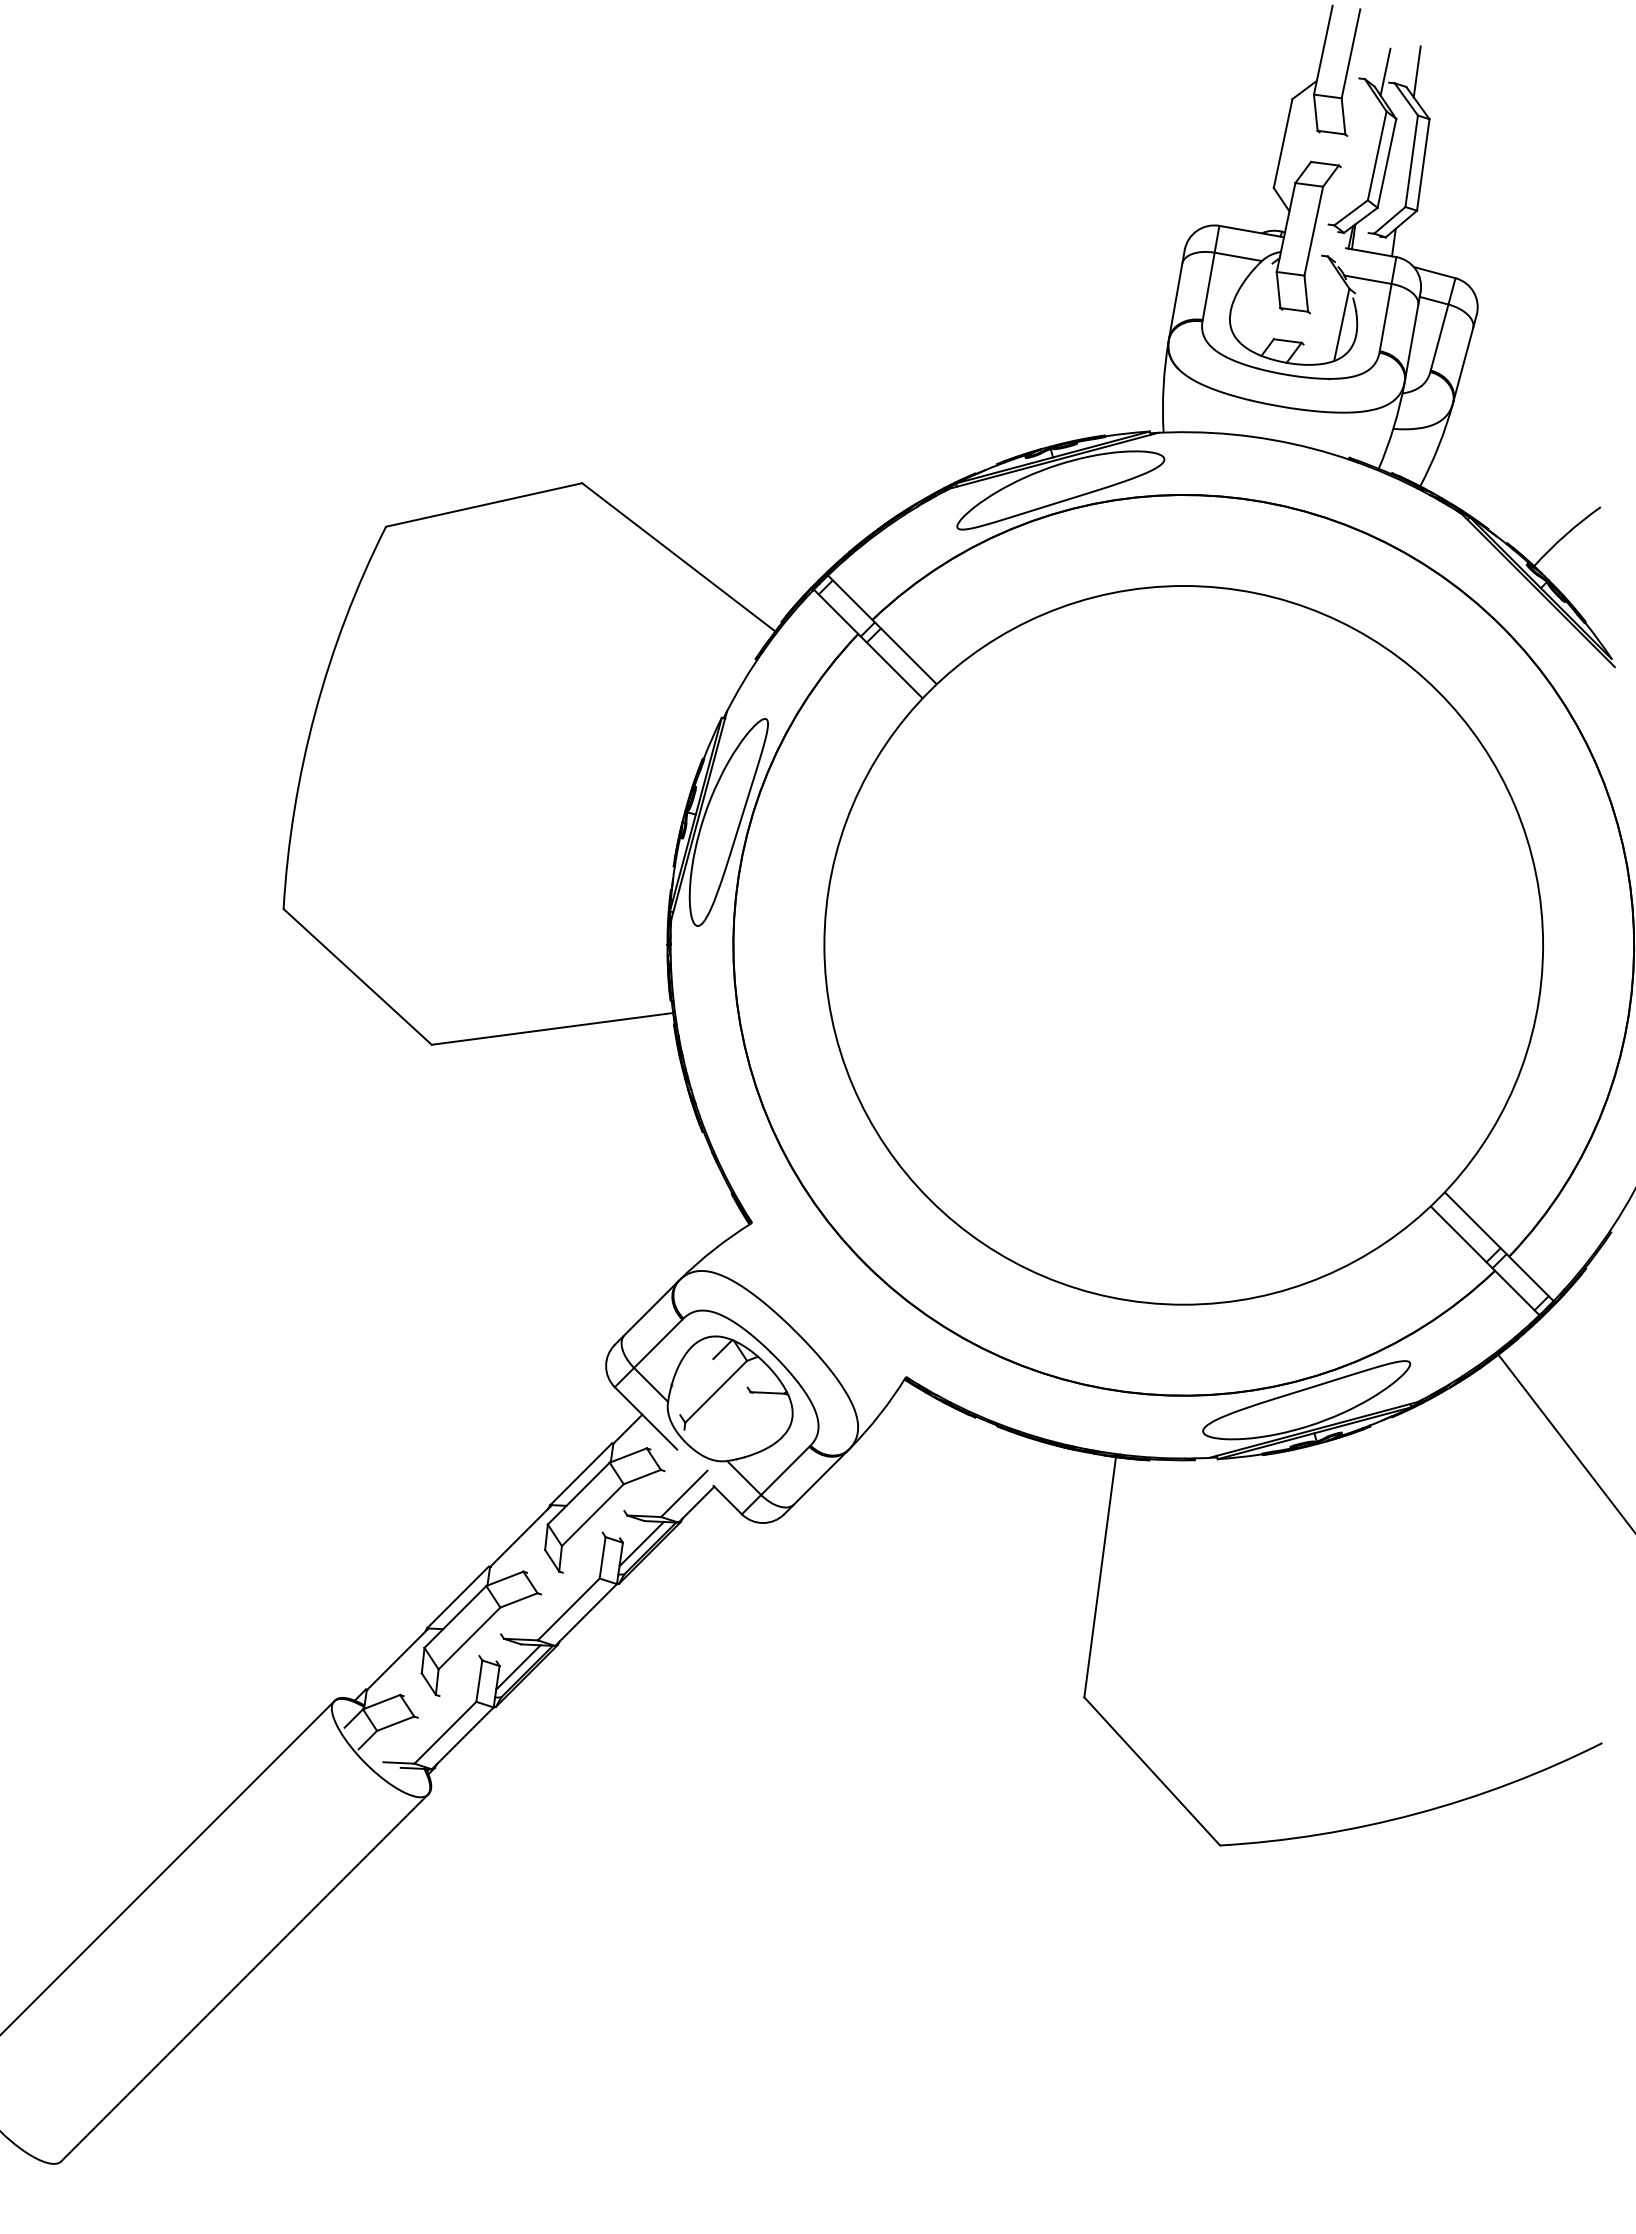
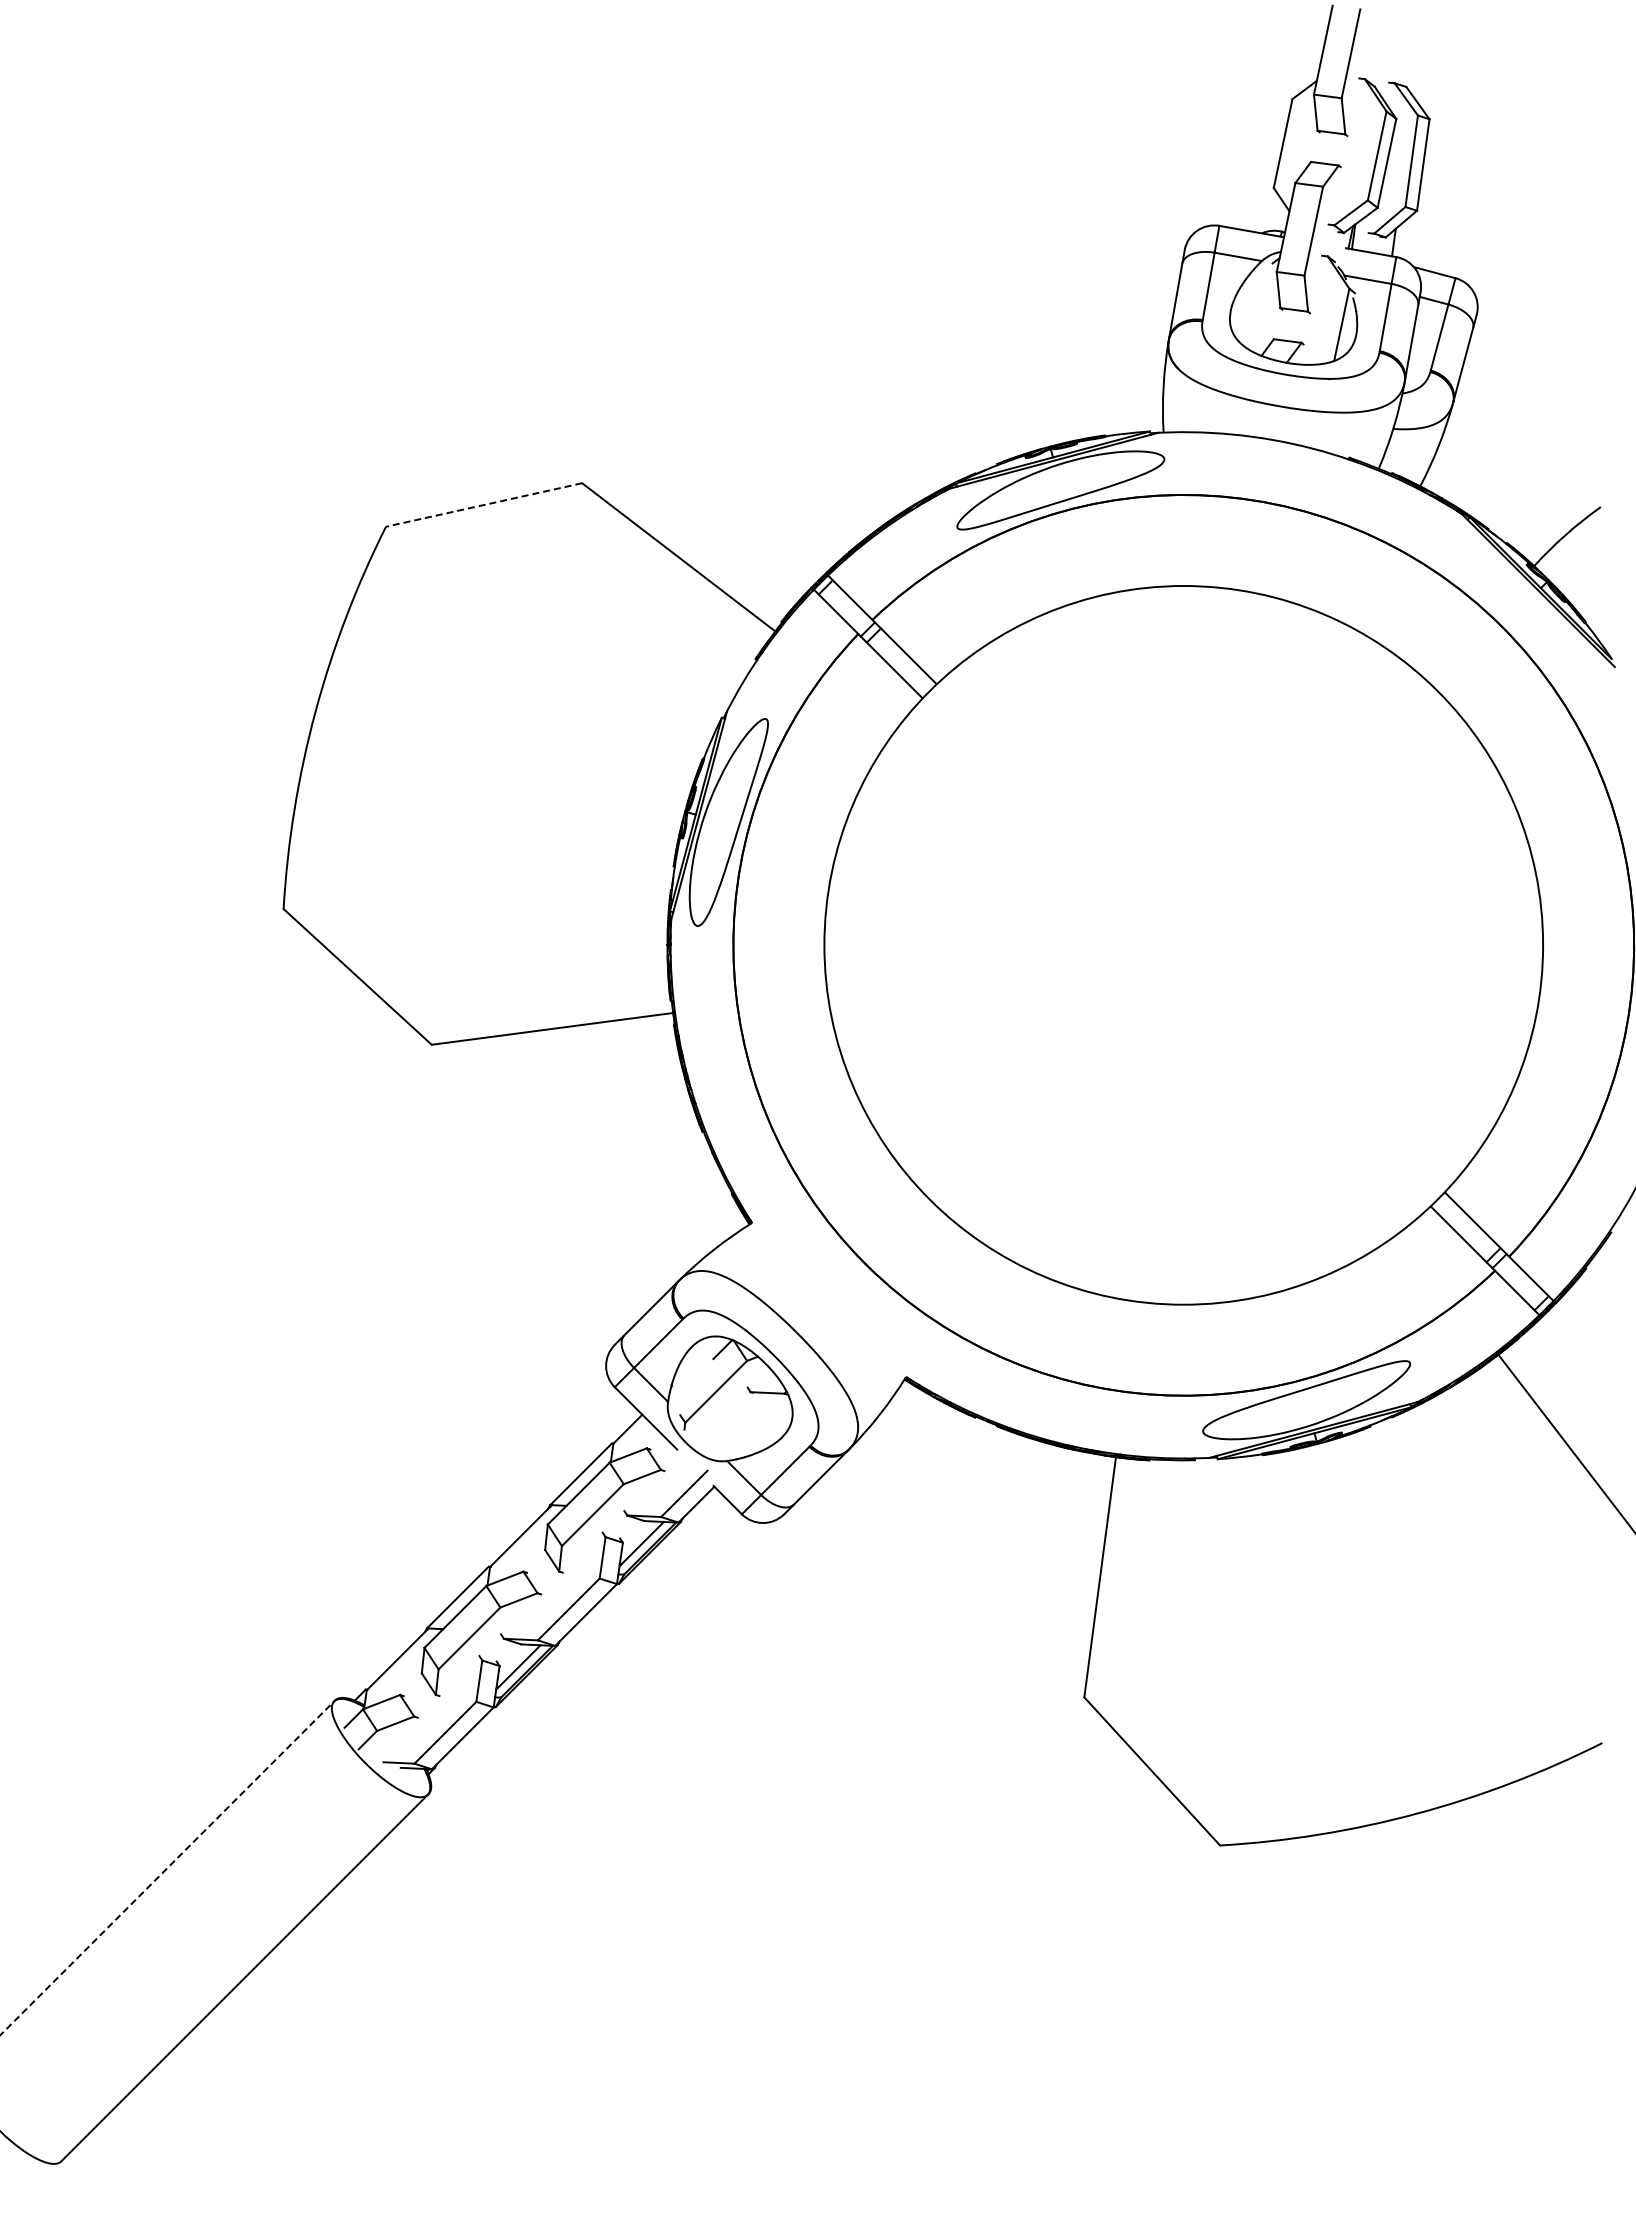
line: present -> none (1385, 71)
line: present -> none (1416, 71)
line: solid -> dashed (483, 505)
line: solid -> dashed (167, 1868)
